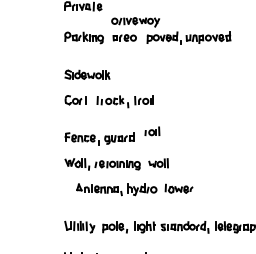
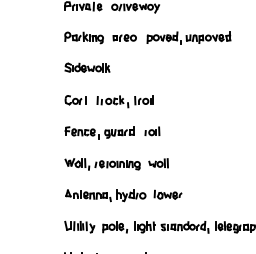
part position: (135, 22) -> (135, 8) (135, 8)
part position: (87, 74) -> (87, 67) (87, 67)
part position: (99, 138) -> (99, 132) (99, 132)
part position: (134, 189) -> (123, 195) (123, 195)
